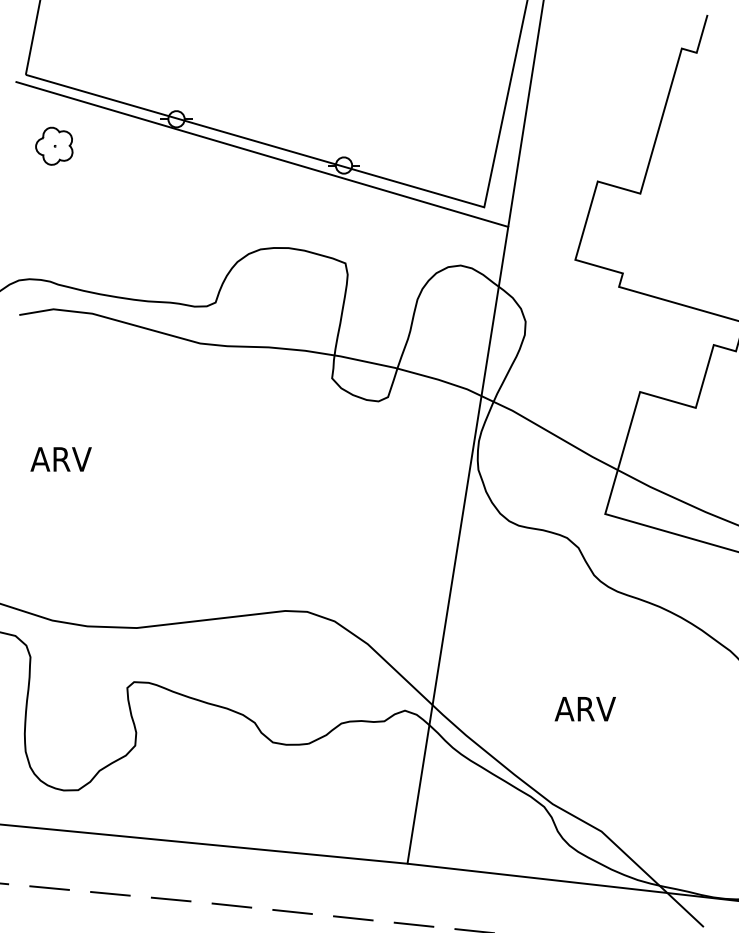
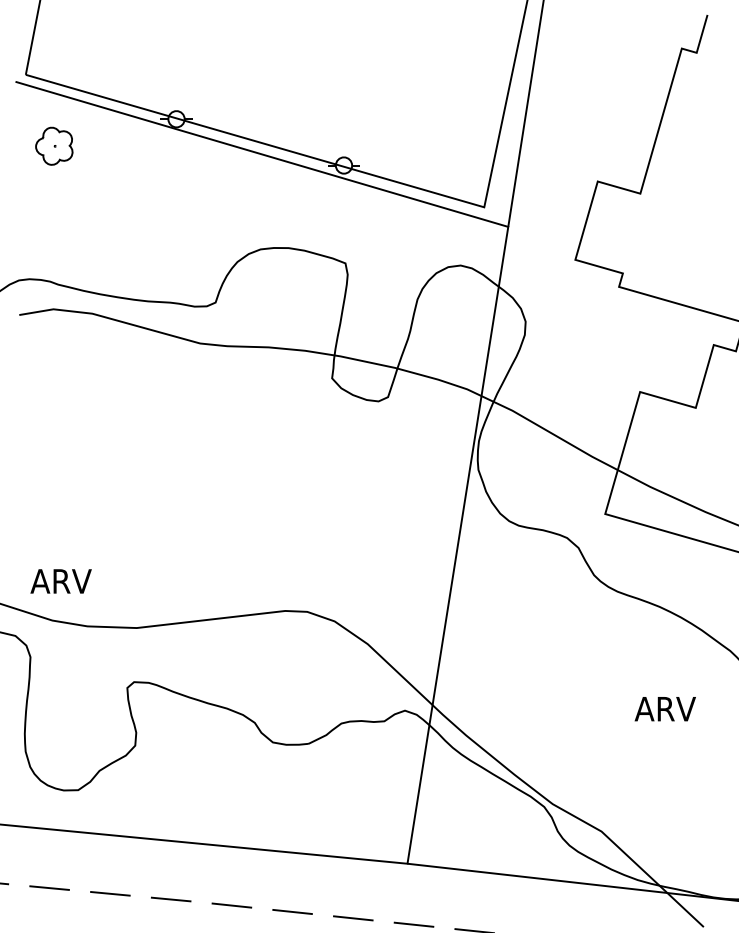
text position: (60, 459) -> (60, 581) (60, 581)
text position: (584, 709) -> (664, 709) (664, 709)
